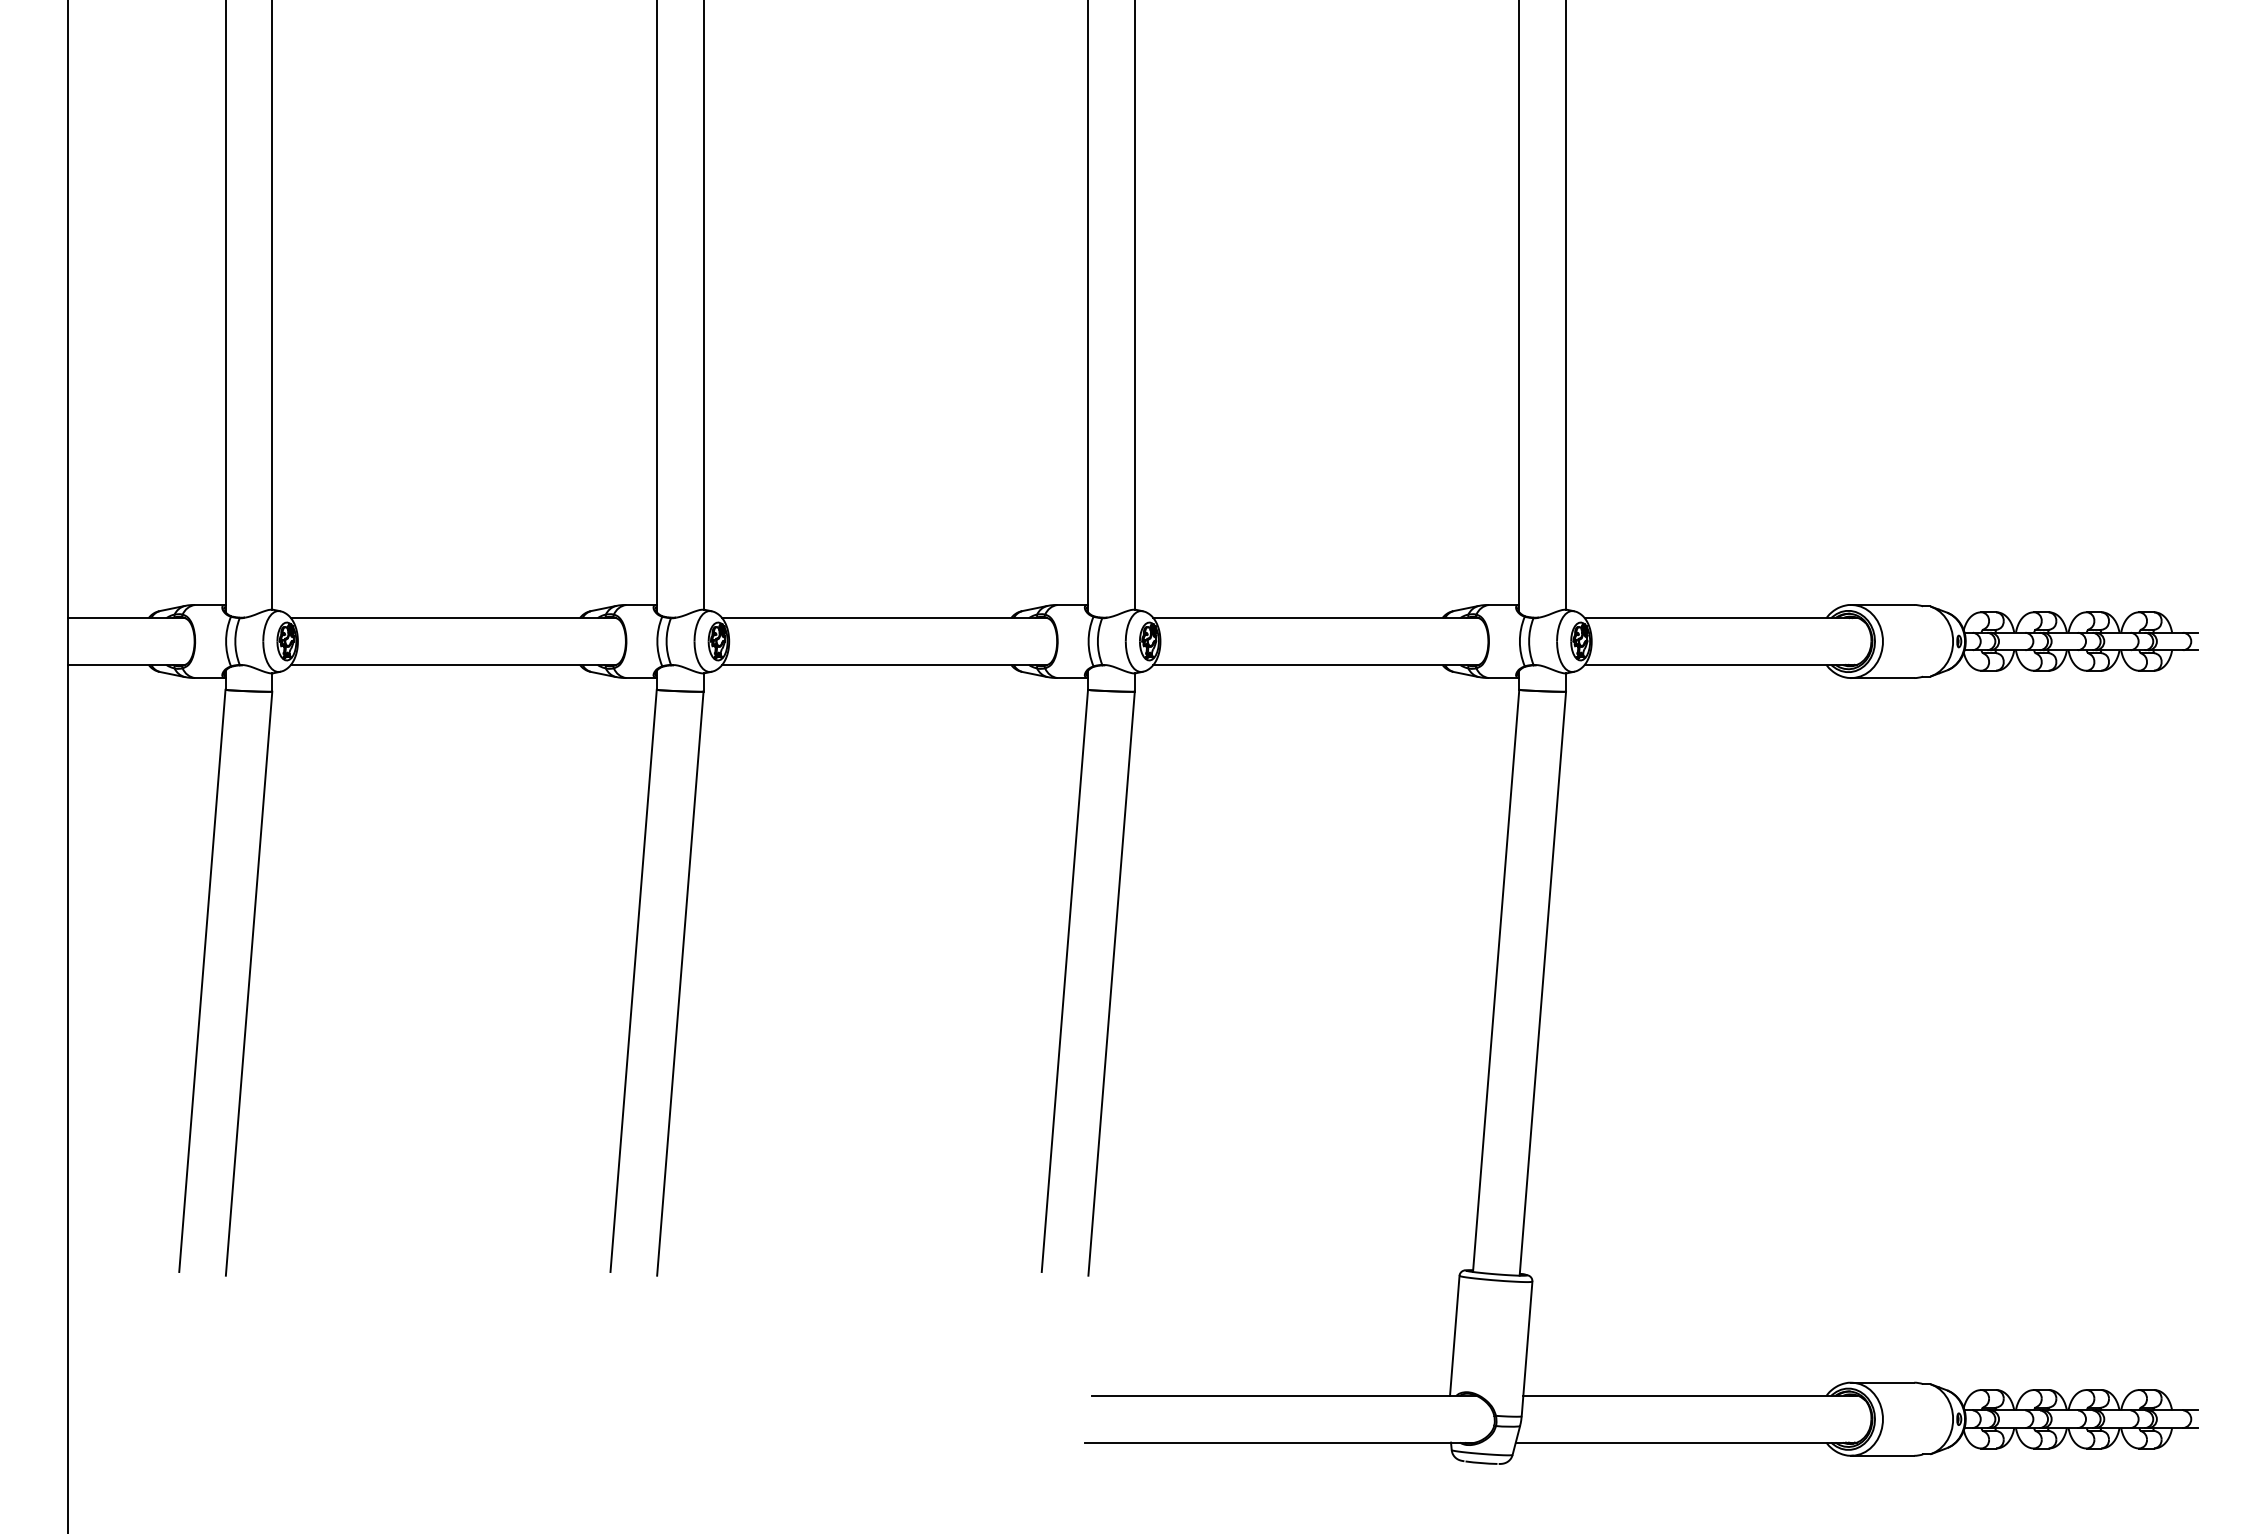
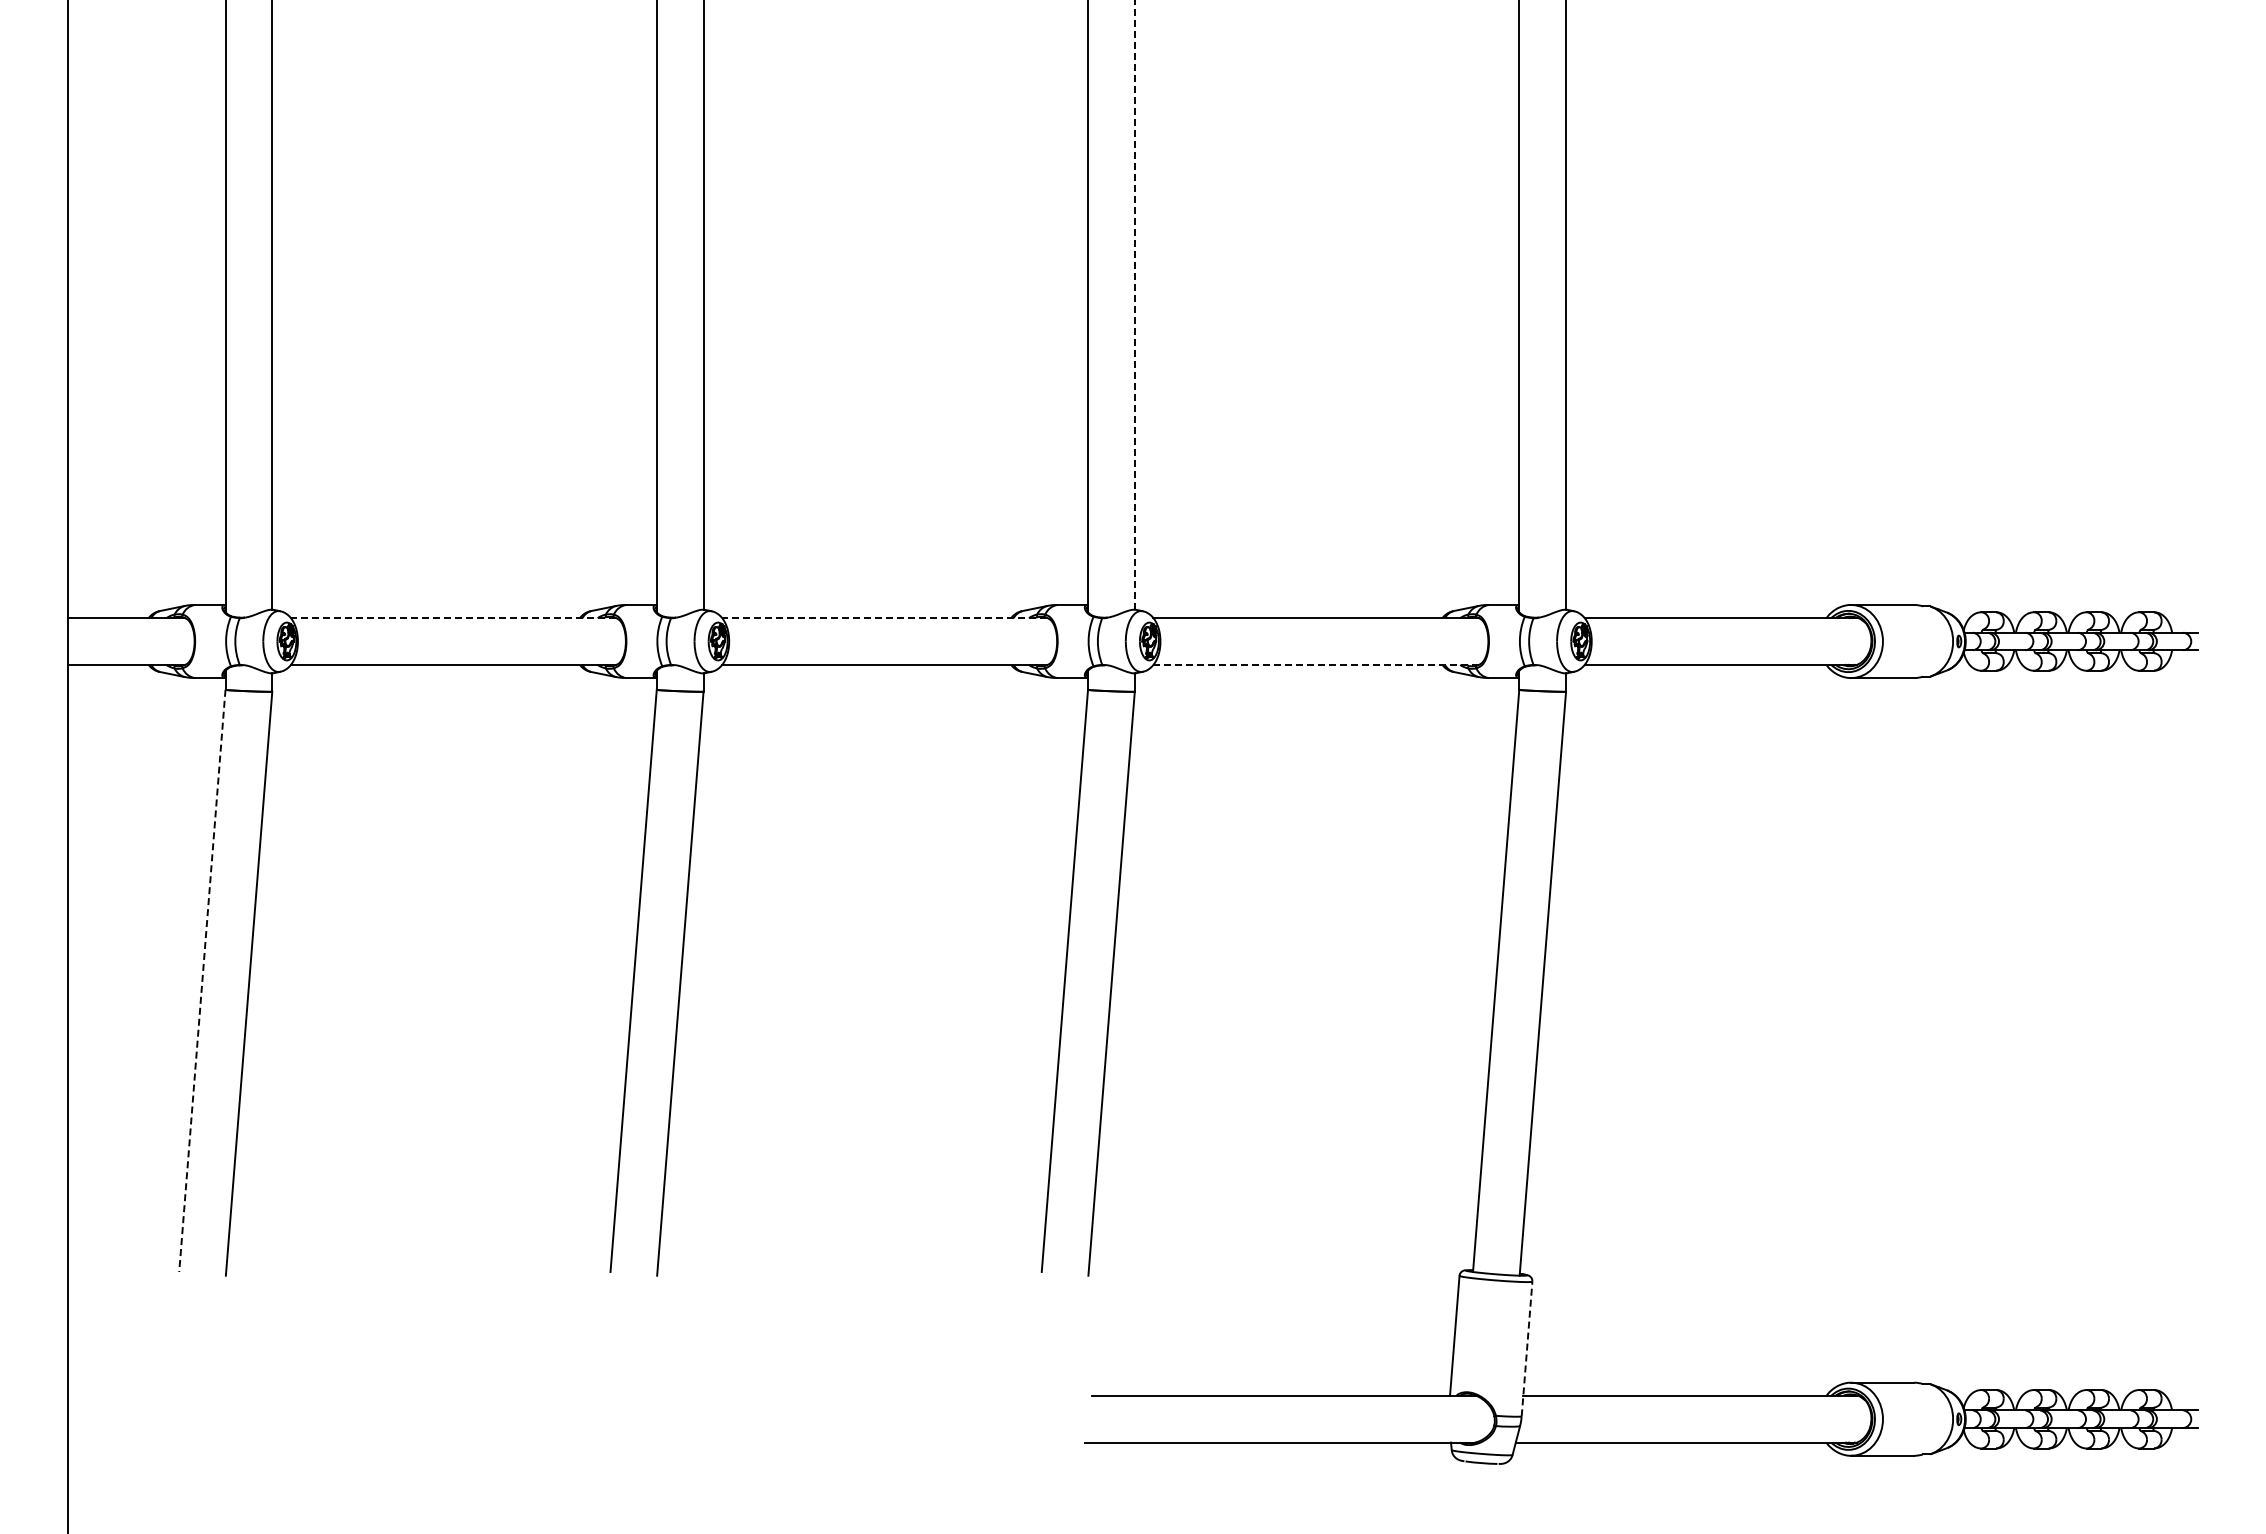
line: solid -> dashed (1134, 305)
line: solid -> dashed (453, 618)
line: solid -> dashed (884, 618)
line: solid -> dashed (1316, 664)
line: solid -> dashed (202, 981)
line: solid -> dashed (1527, 1348)
